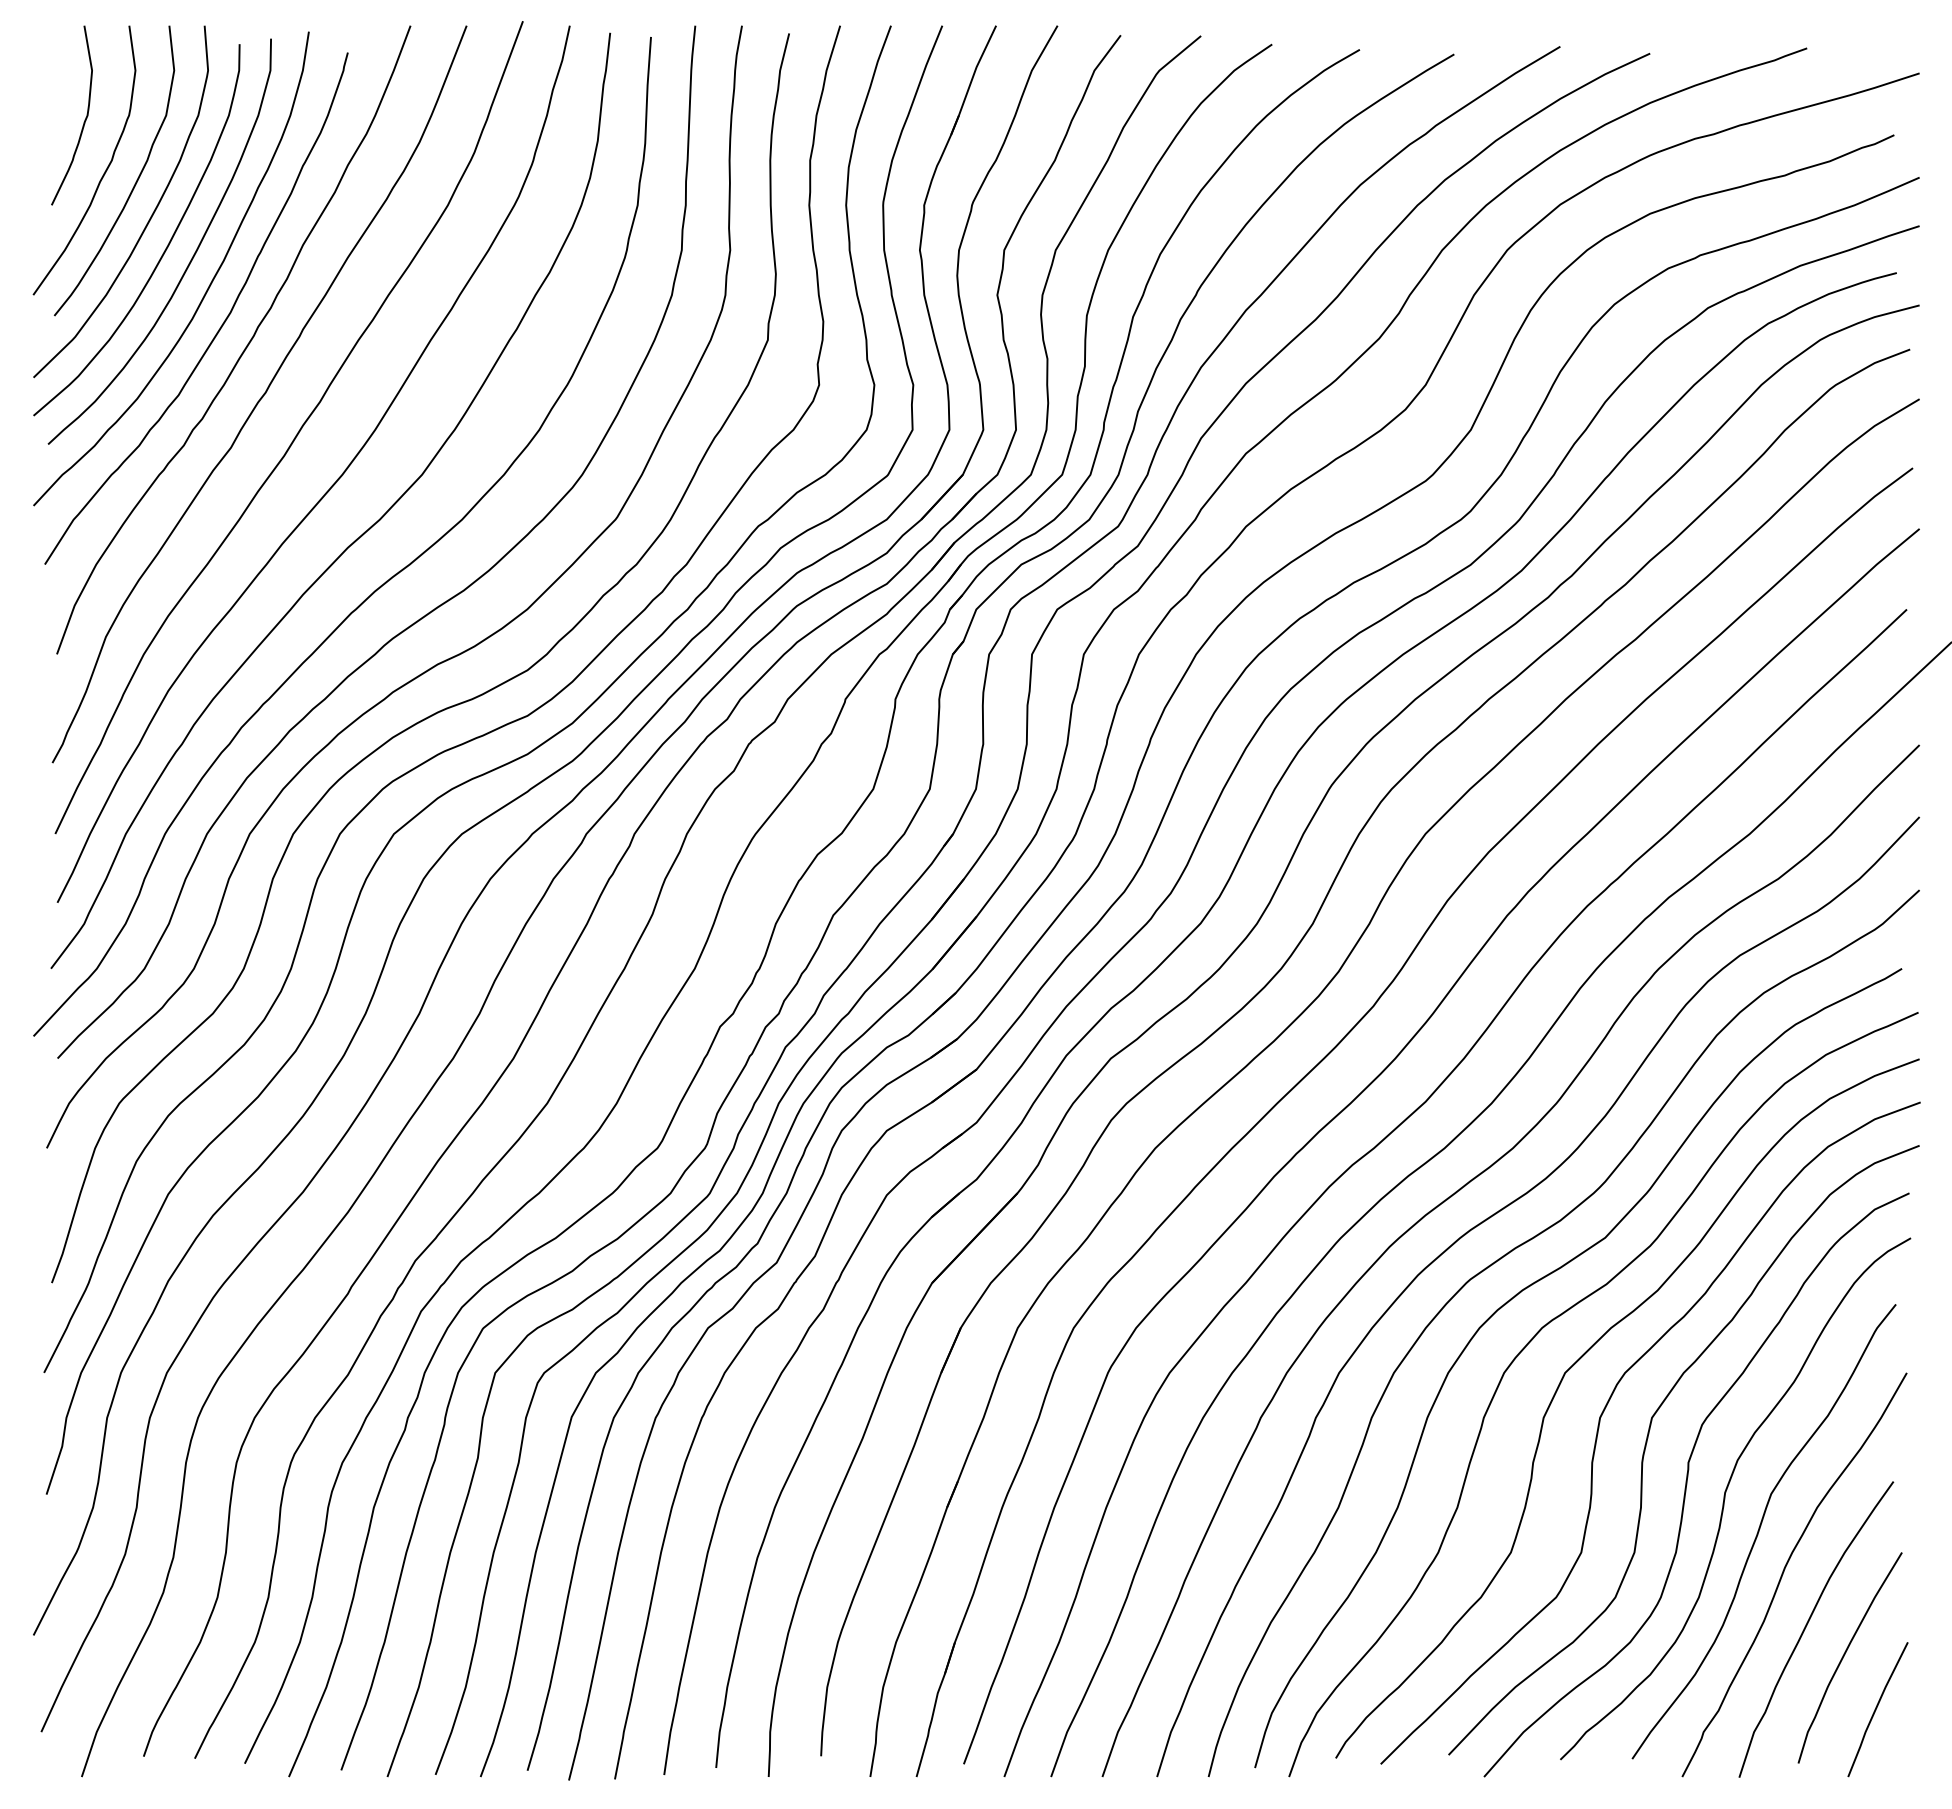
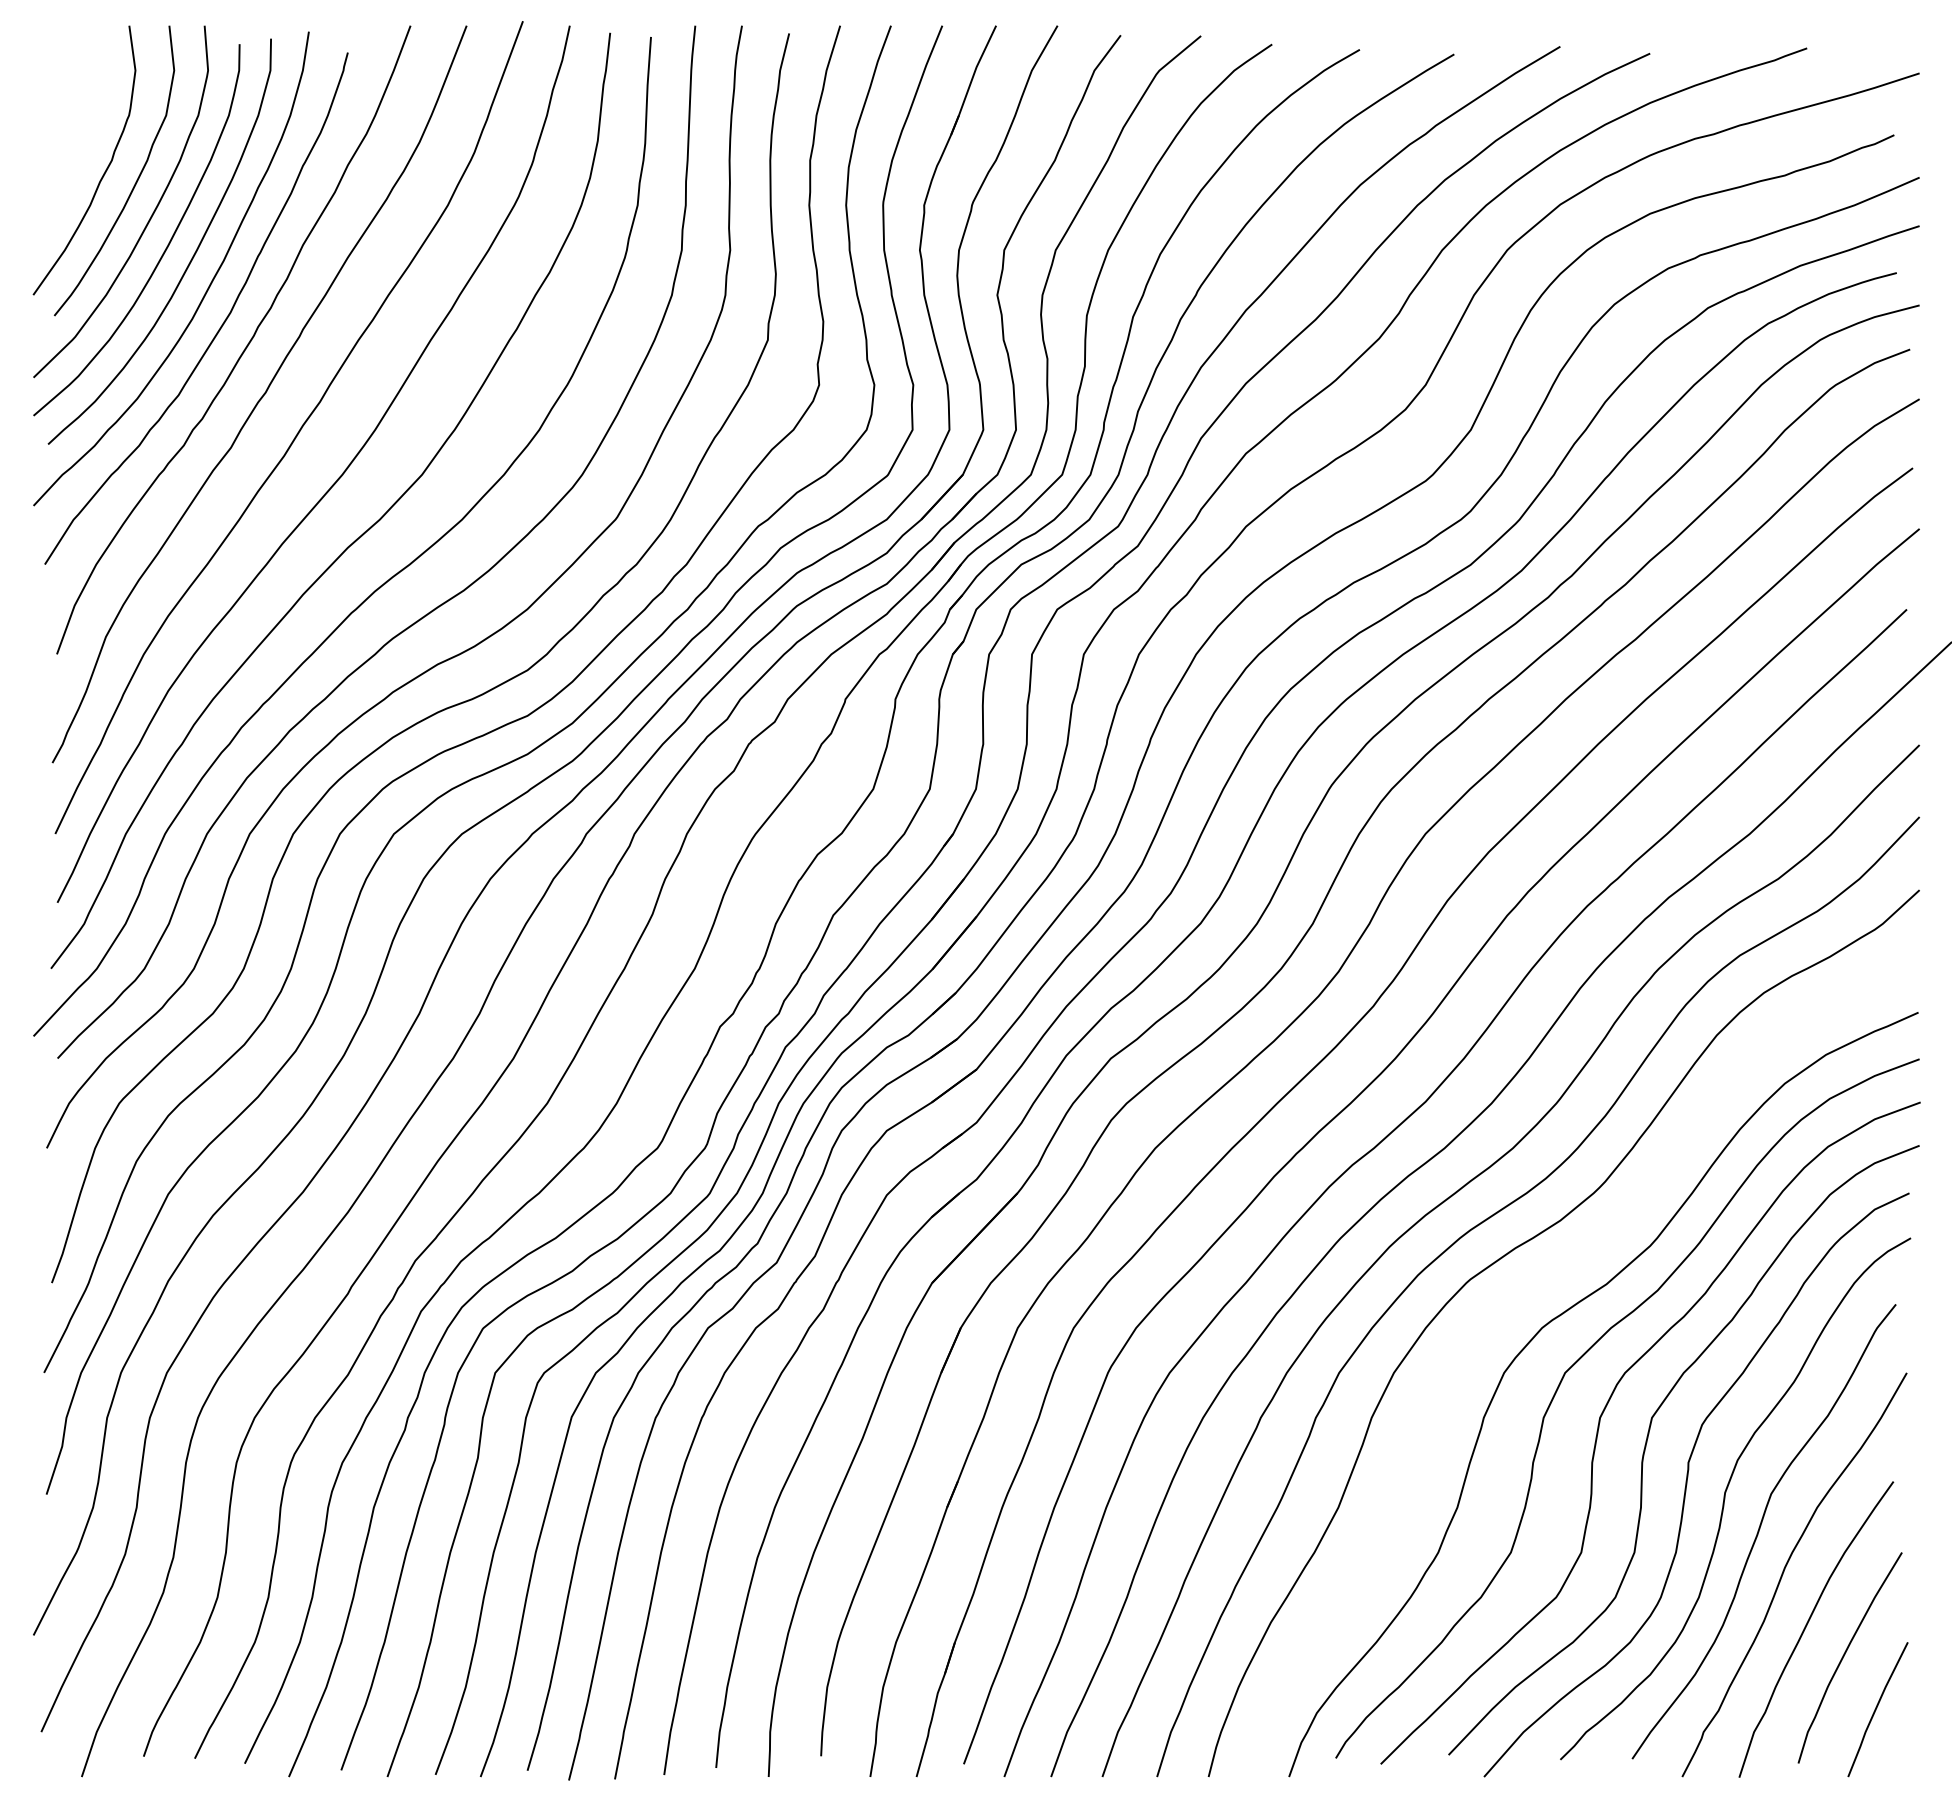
curve: present -> none (84, 119)
curve: present -> none (1529, 1287)
